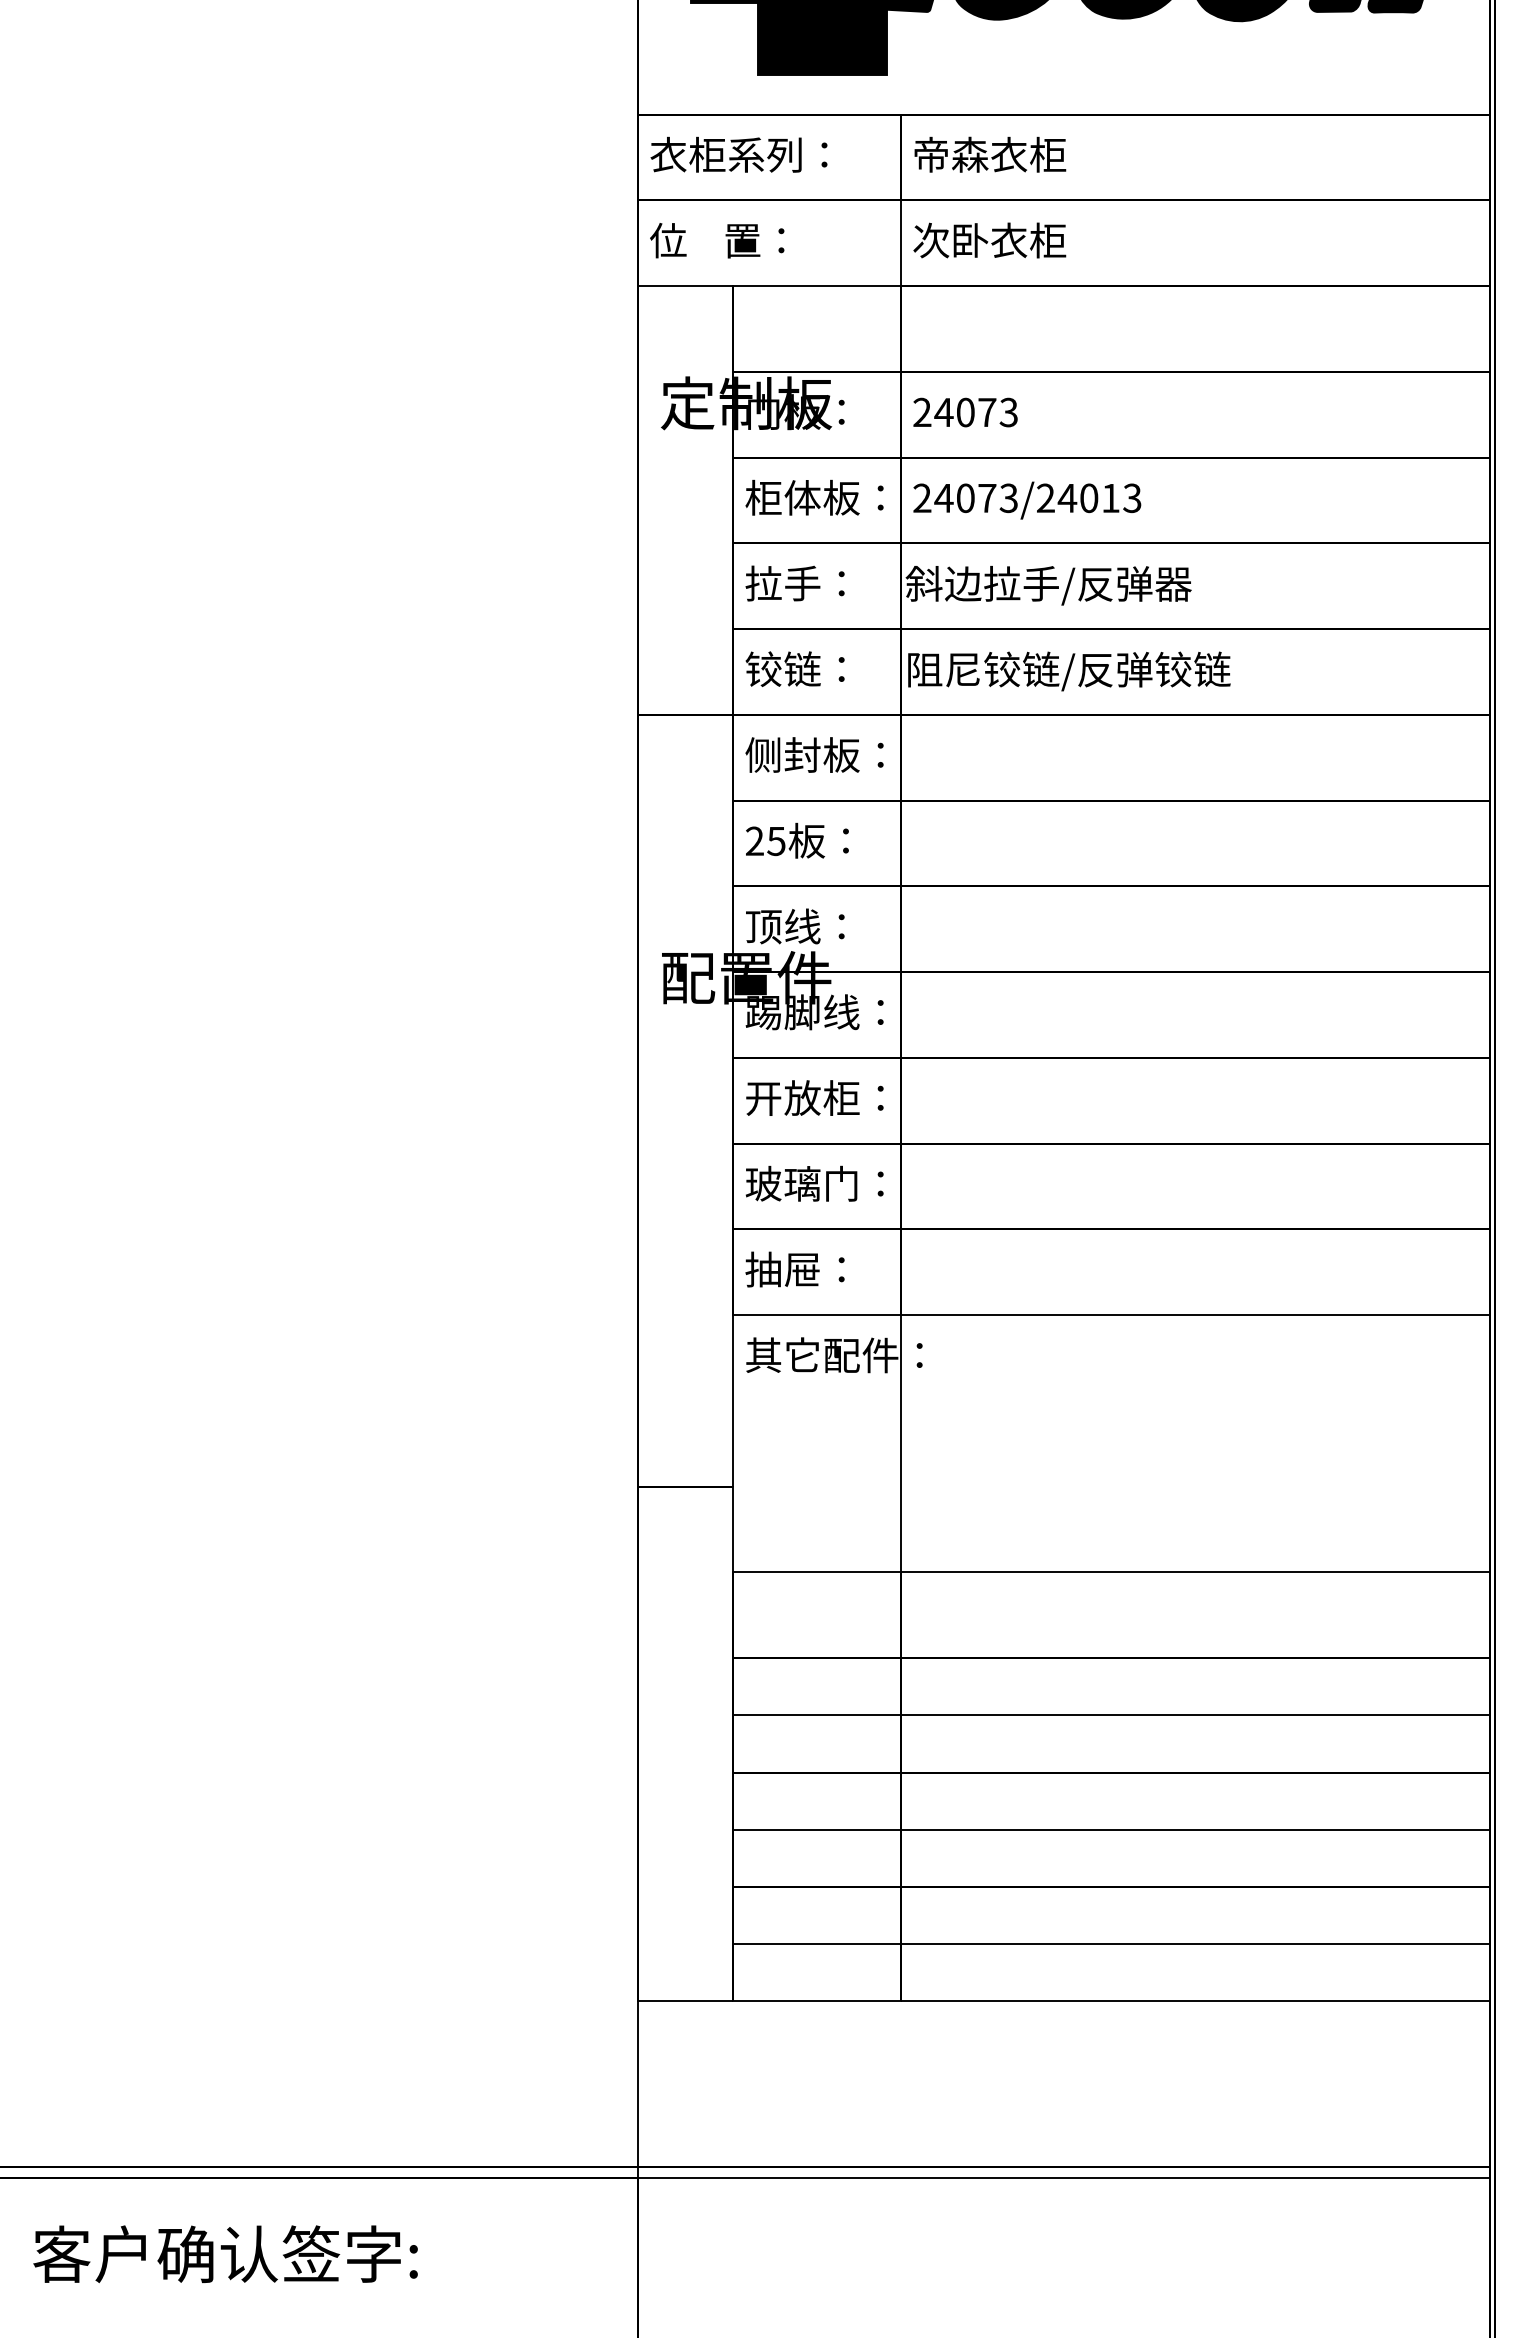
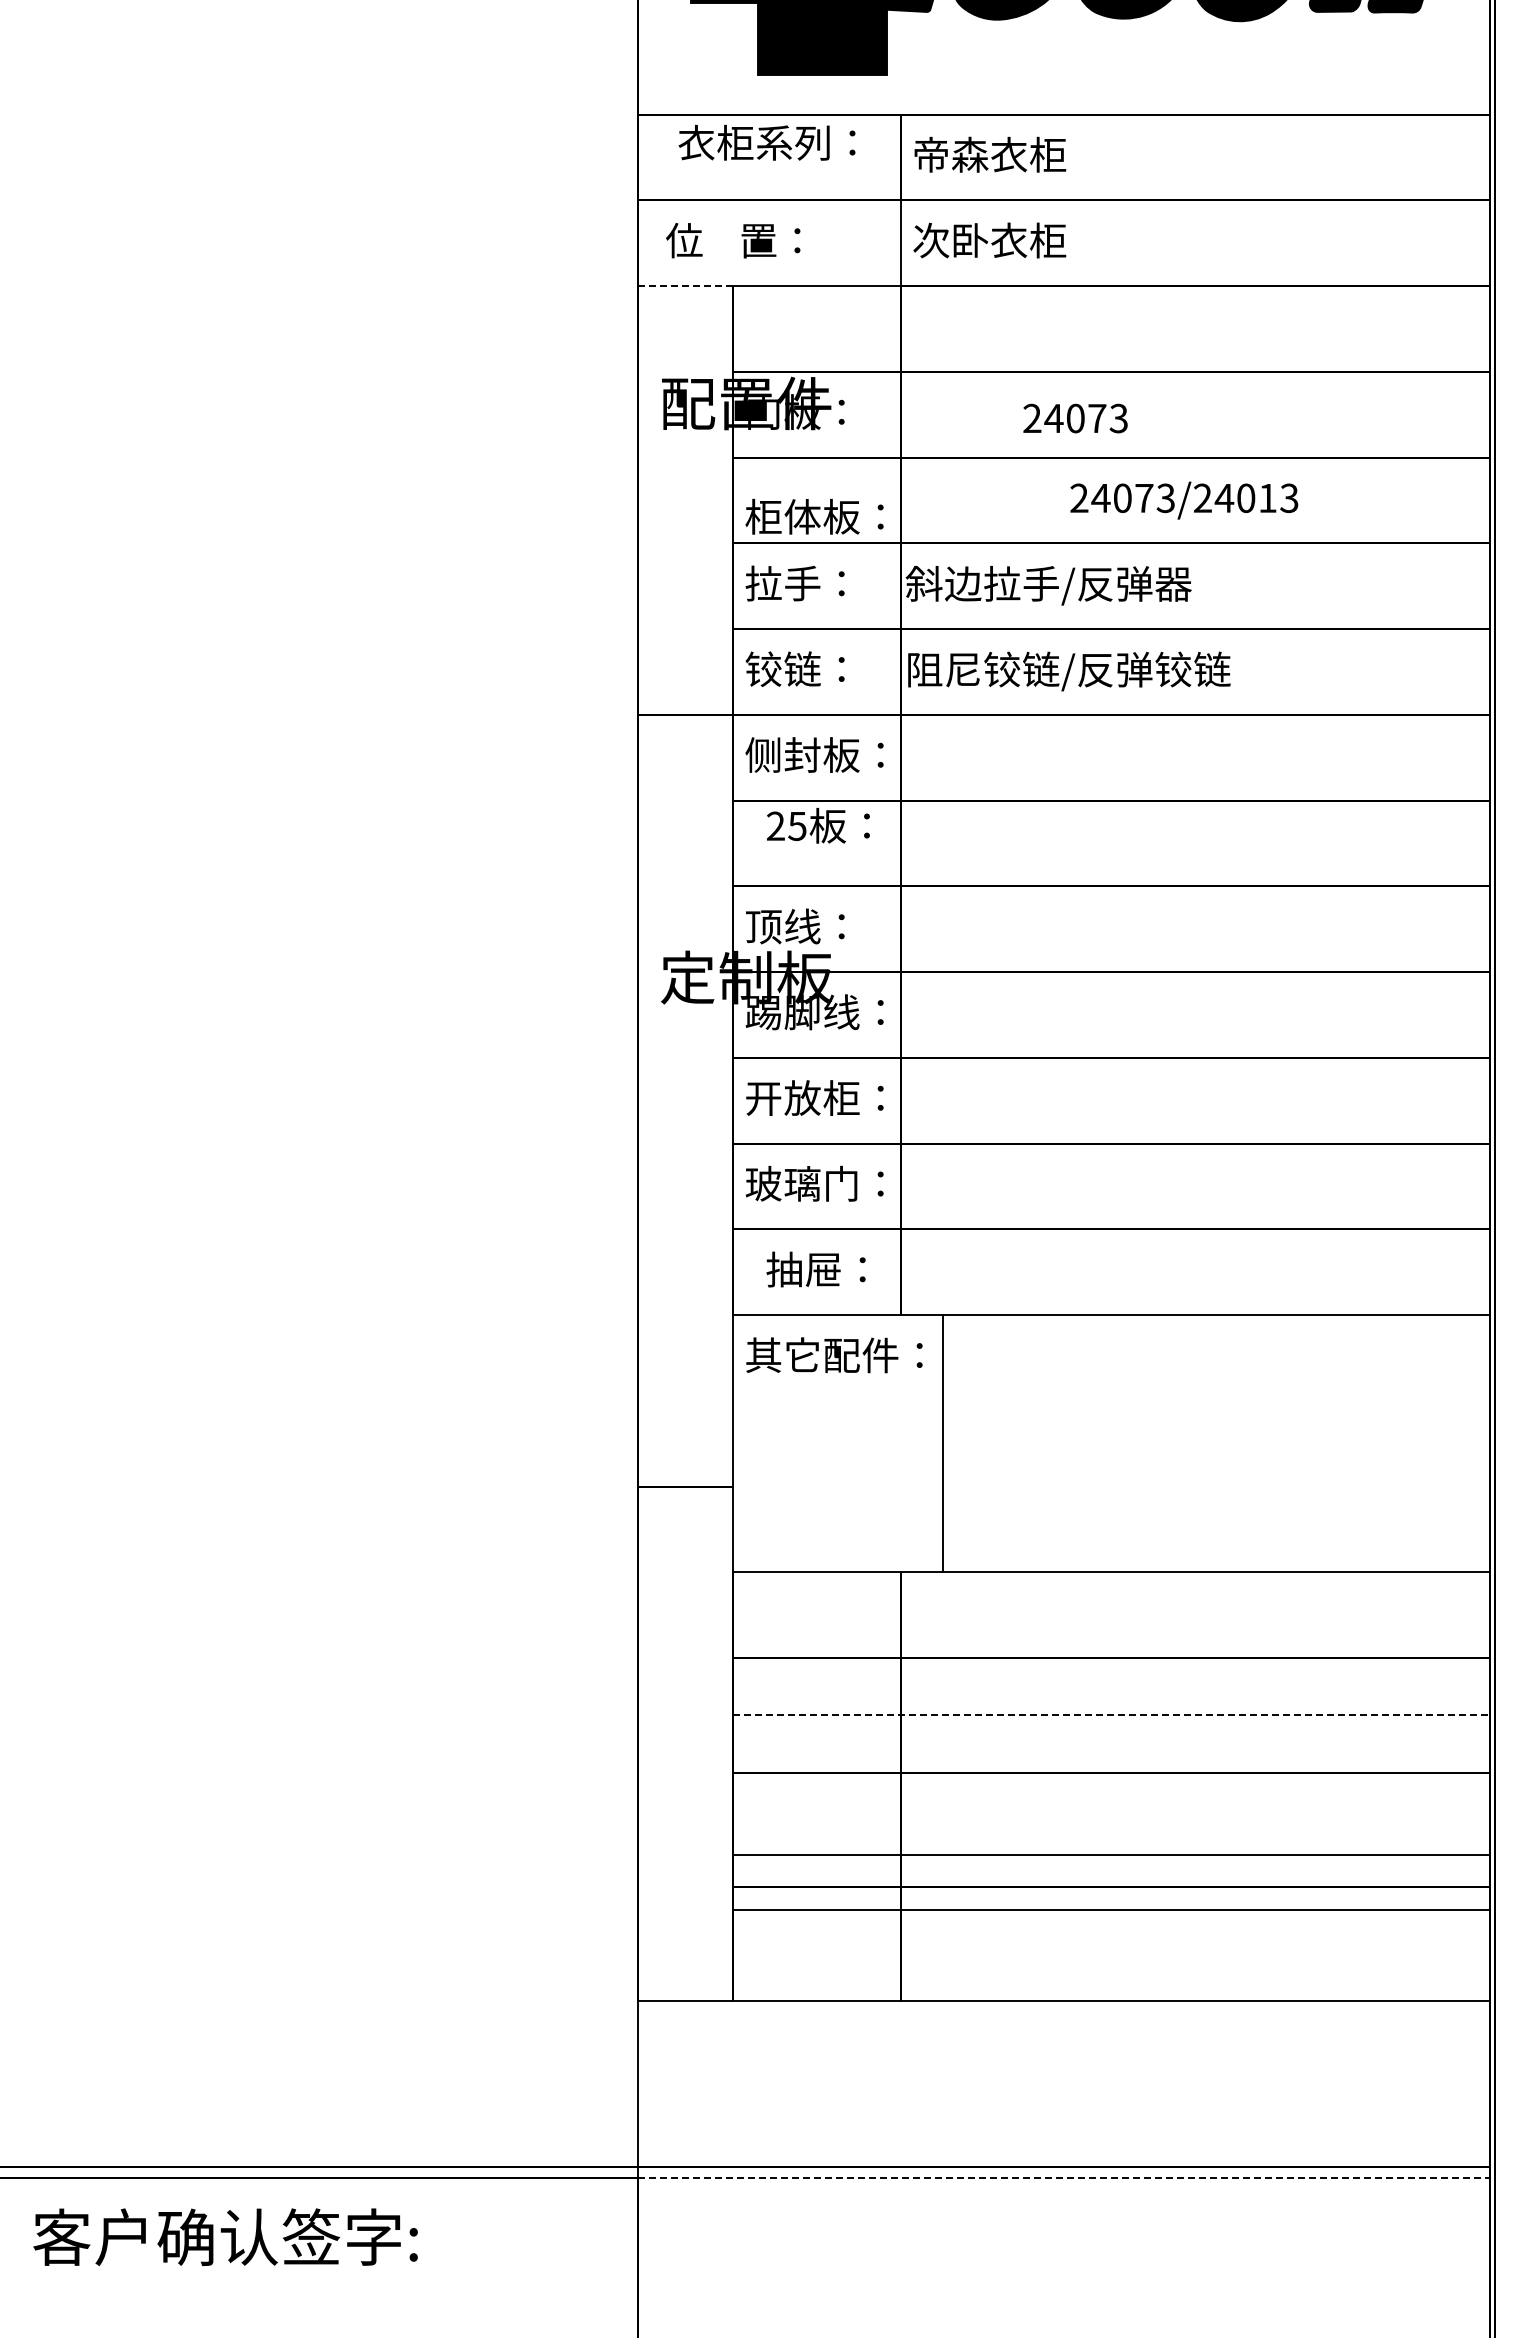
text position: (738, 154) -> (766, 142) (766, 142)
text position: (717, 240) -> (733, 240) (733, 240)
line: solid -> dashed (685, 286)
text: 定制板 -> 配置件 (746, 403)
text position: (965, 412) -> (1075, 418) (1075, 418)
text position: (814, 497) -> (814, 516) (814, 516)
text position: (1027, 500) -> (1184, 500) (1184, 500)
text position: (797, 840) -> (818, 825) (818, 825)
text: 配置件 -> 定制板 (746, 977)
text position: (794, 1269) -> (815, 1269) (815, 1269)
line position: (900, 1443) -> (942, 1443) (942, 1443)
line: solid -> dashed (1111, 1715)
line position: (1111, 1829) -> (1111, 1854) (1111, 1854)
line position: (1111, 1944) -> (1111, 1910) (1111, 1910)
line: solid -> dashed (1063, 2178)
text position: (225, 2254) -> (225, 2237) (225, 2237)
